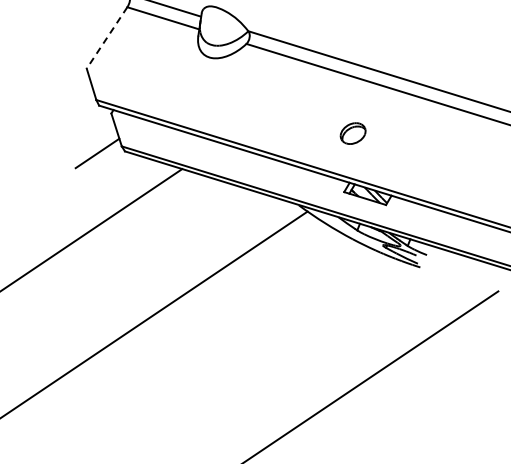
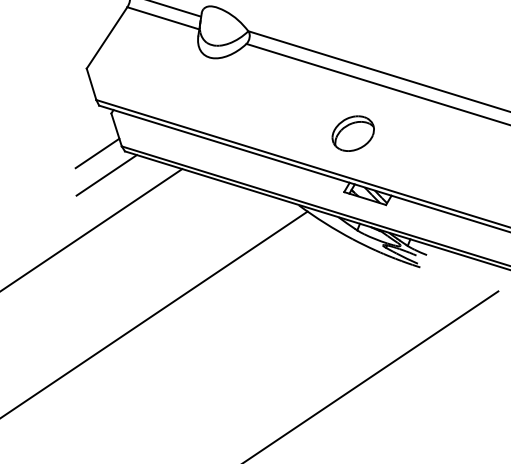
line: dashed -> solid (107, 37)
part size: 28x23 px -> 44x37 px (352, 133)
line: none -> present (106, 175)
